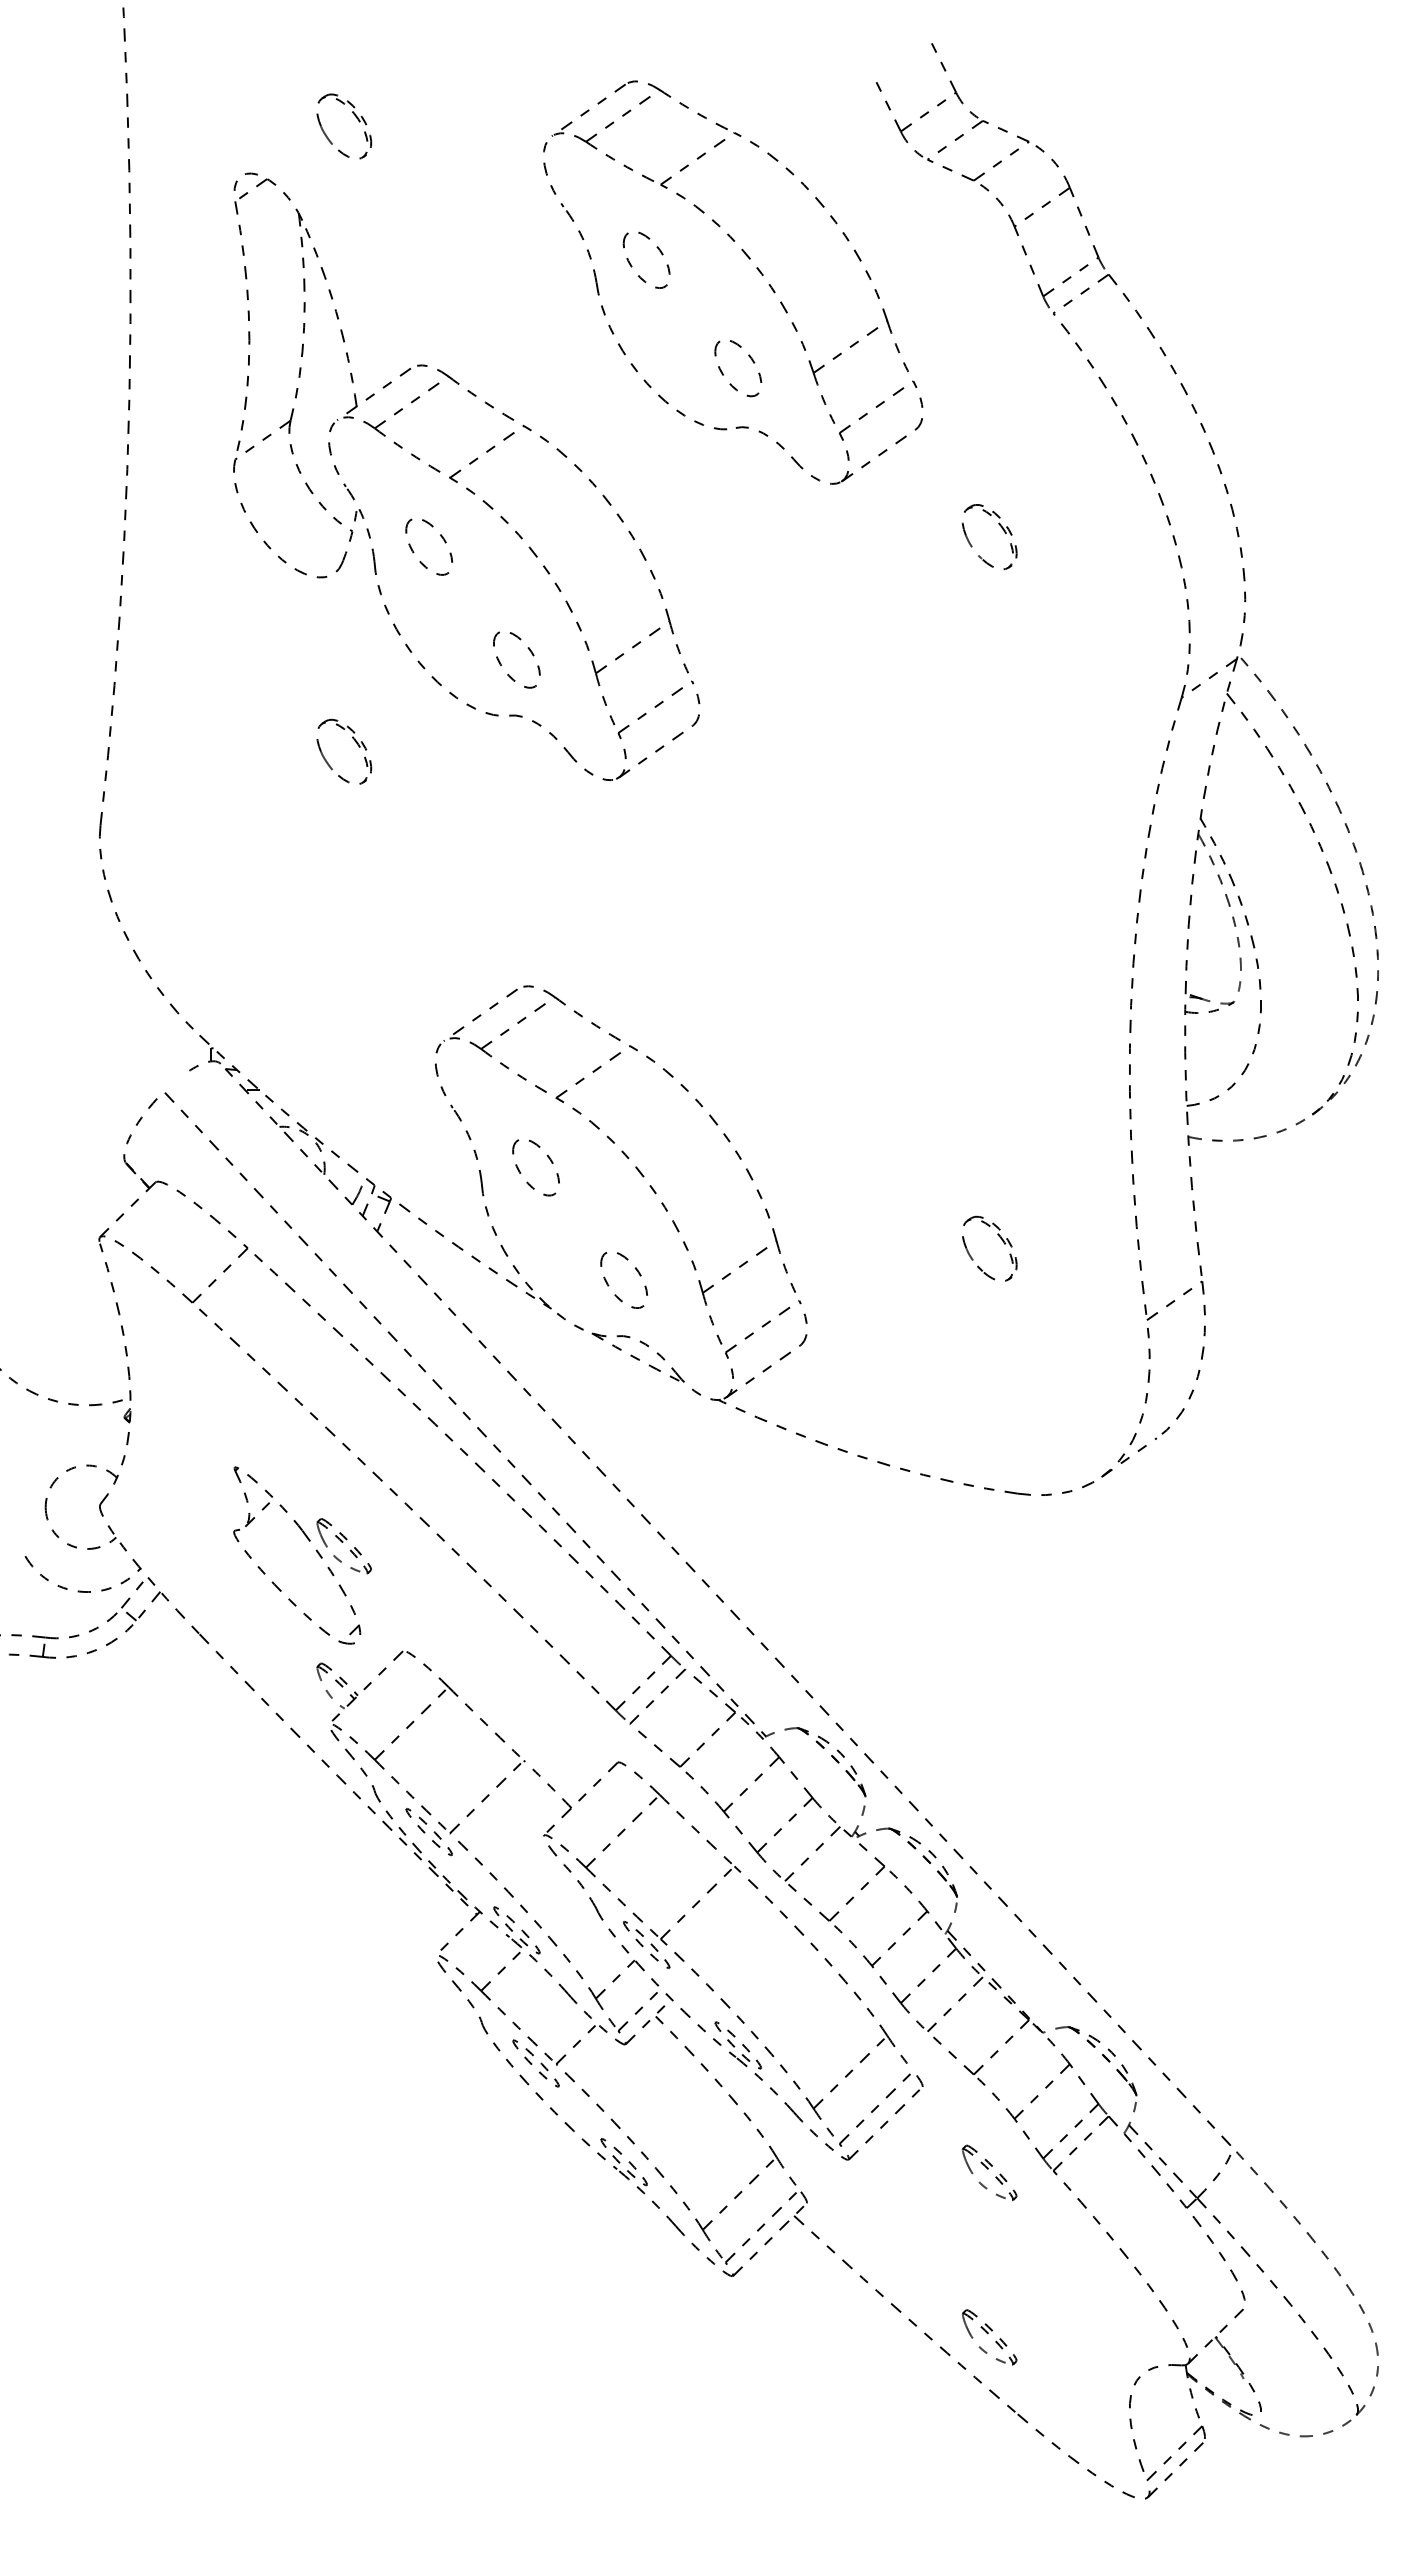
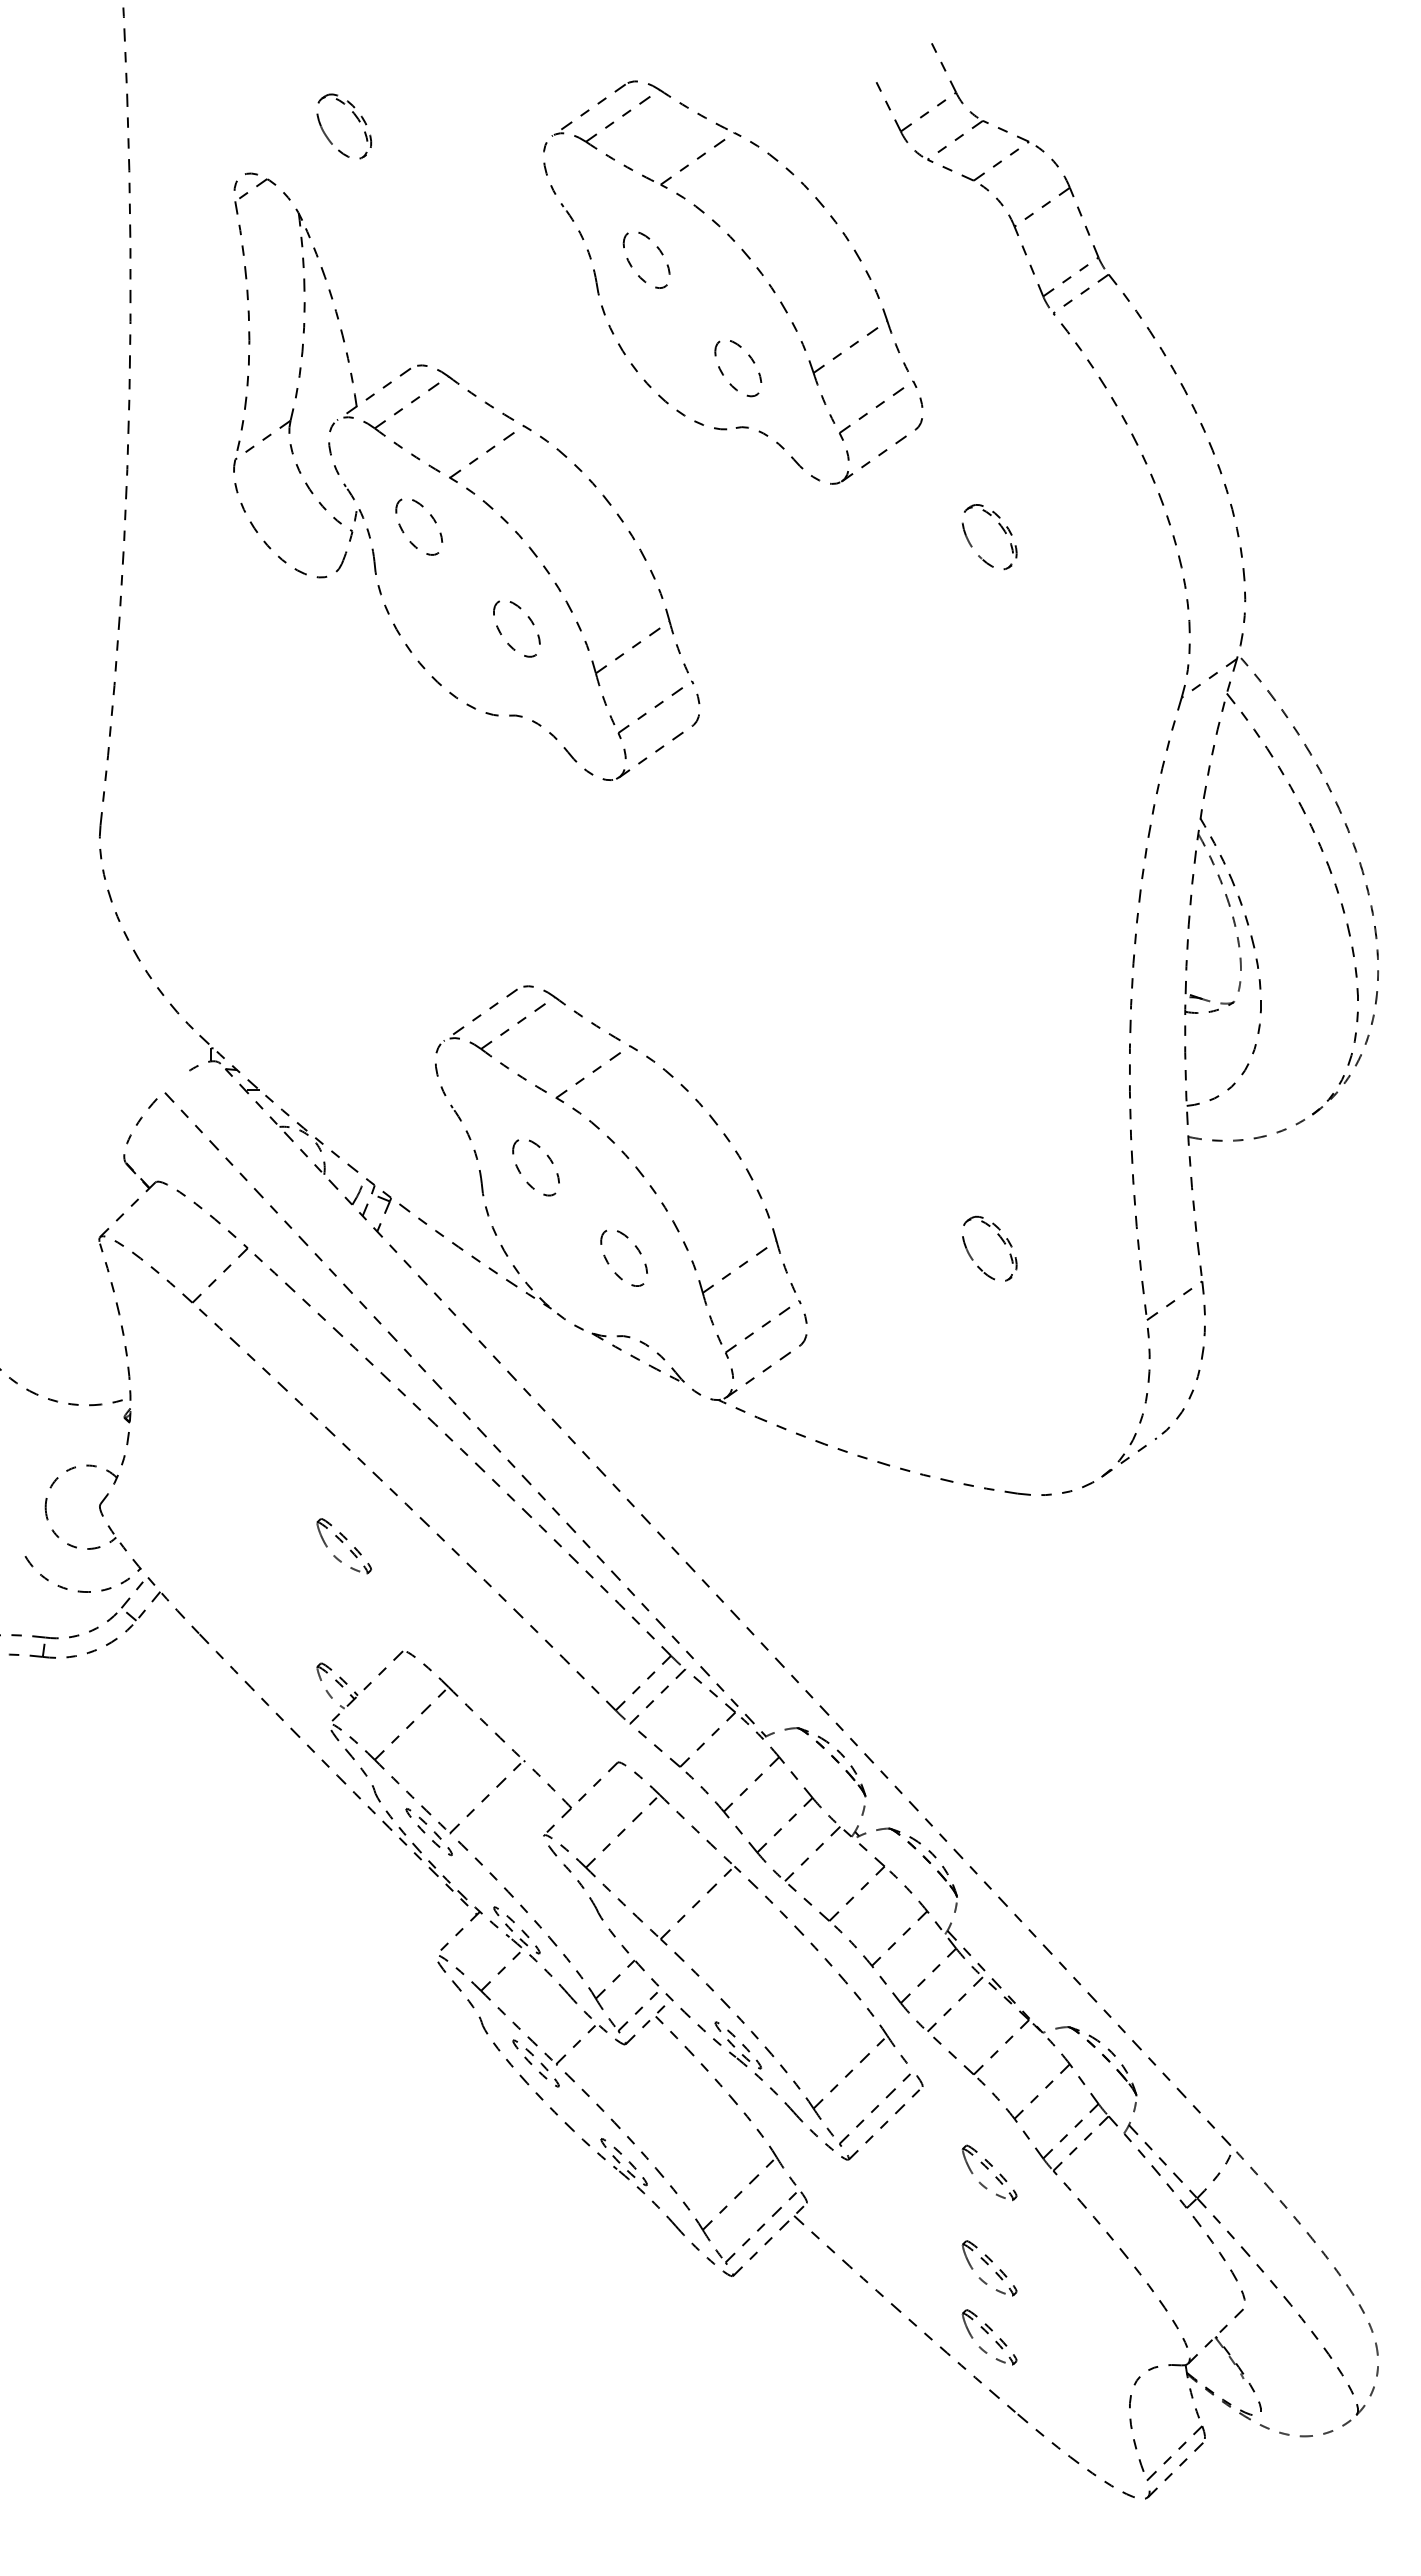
part position: (442, 539) -> (432, 519) (432, 519)
part position: (501, 663) -> (501, 632) (501, 632)
part: present -> none (354, 741)
part position: (637, 1272) -> (637, 1250) (637, 1250)
part: present -> none (309, 1541)
part: present -> none (646, 1944)
part: none -> present (989, 2268)
